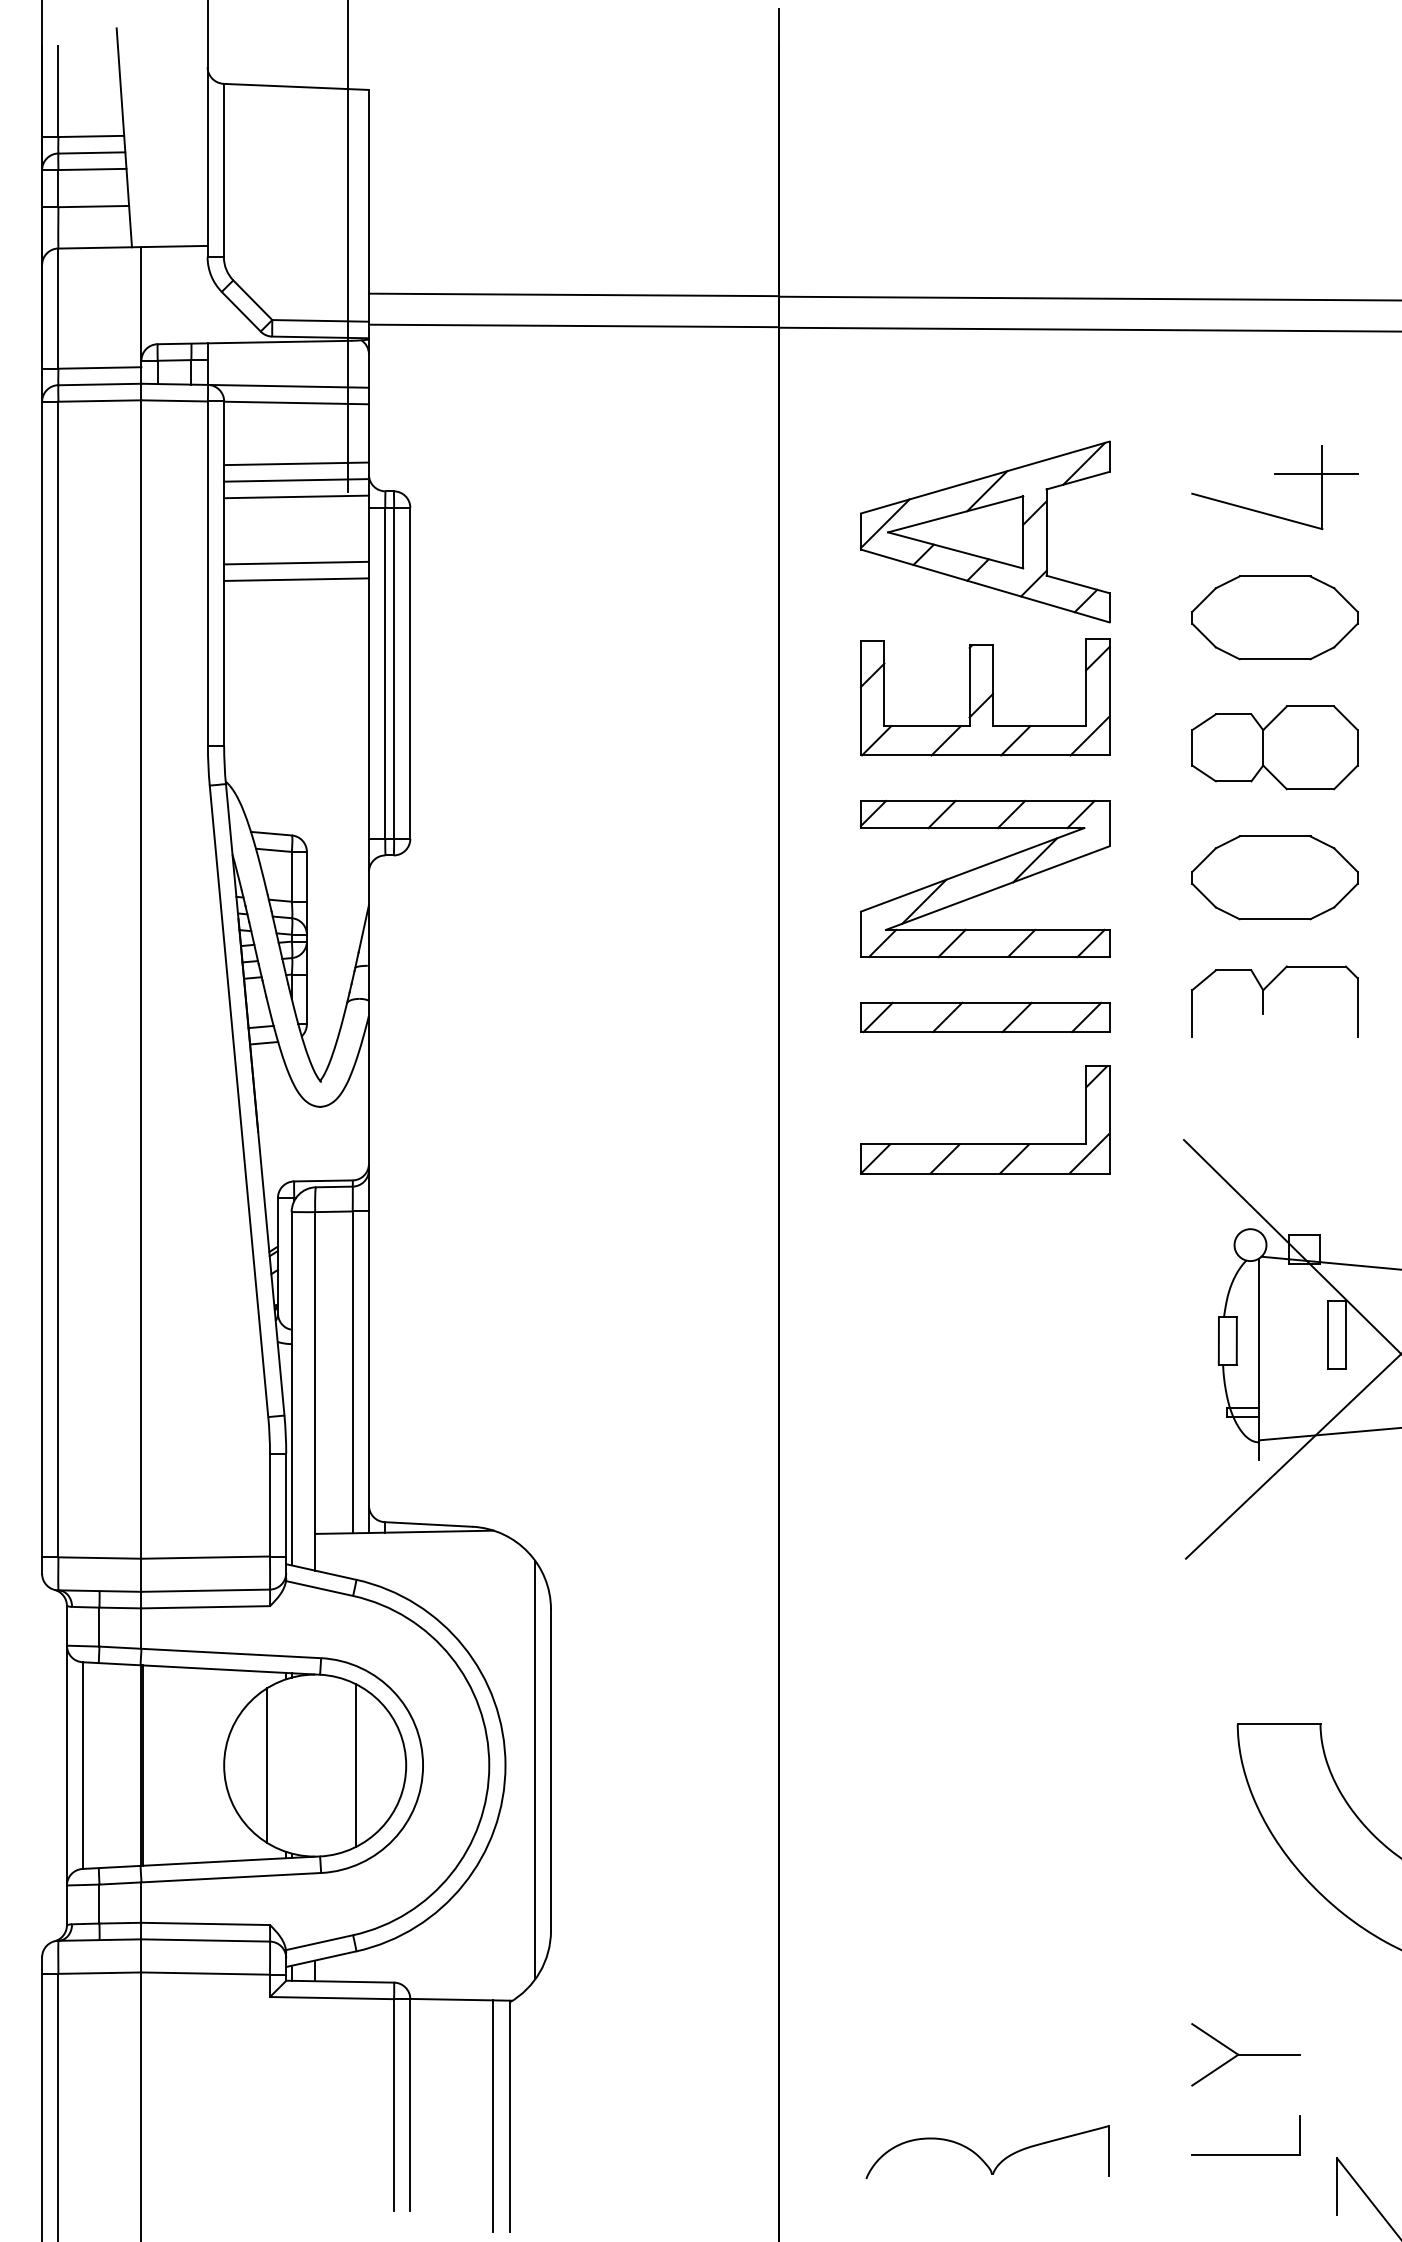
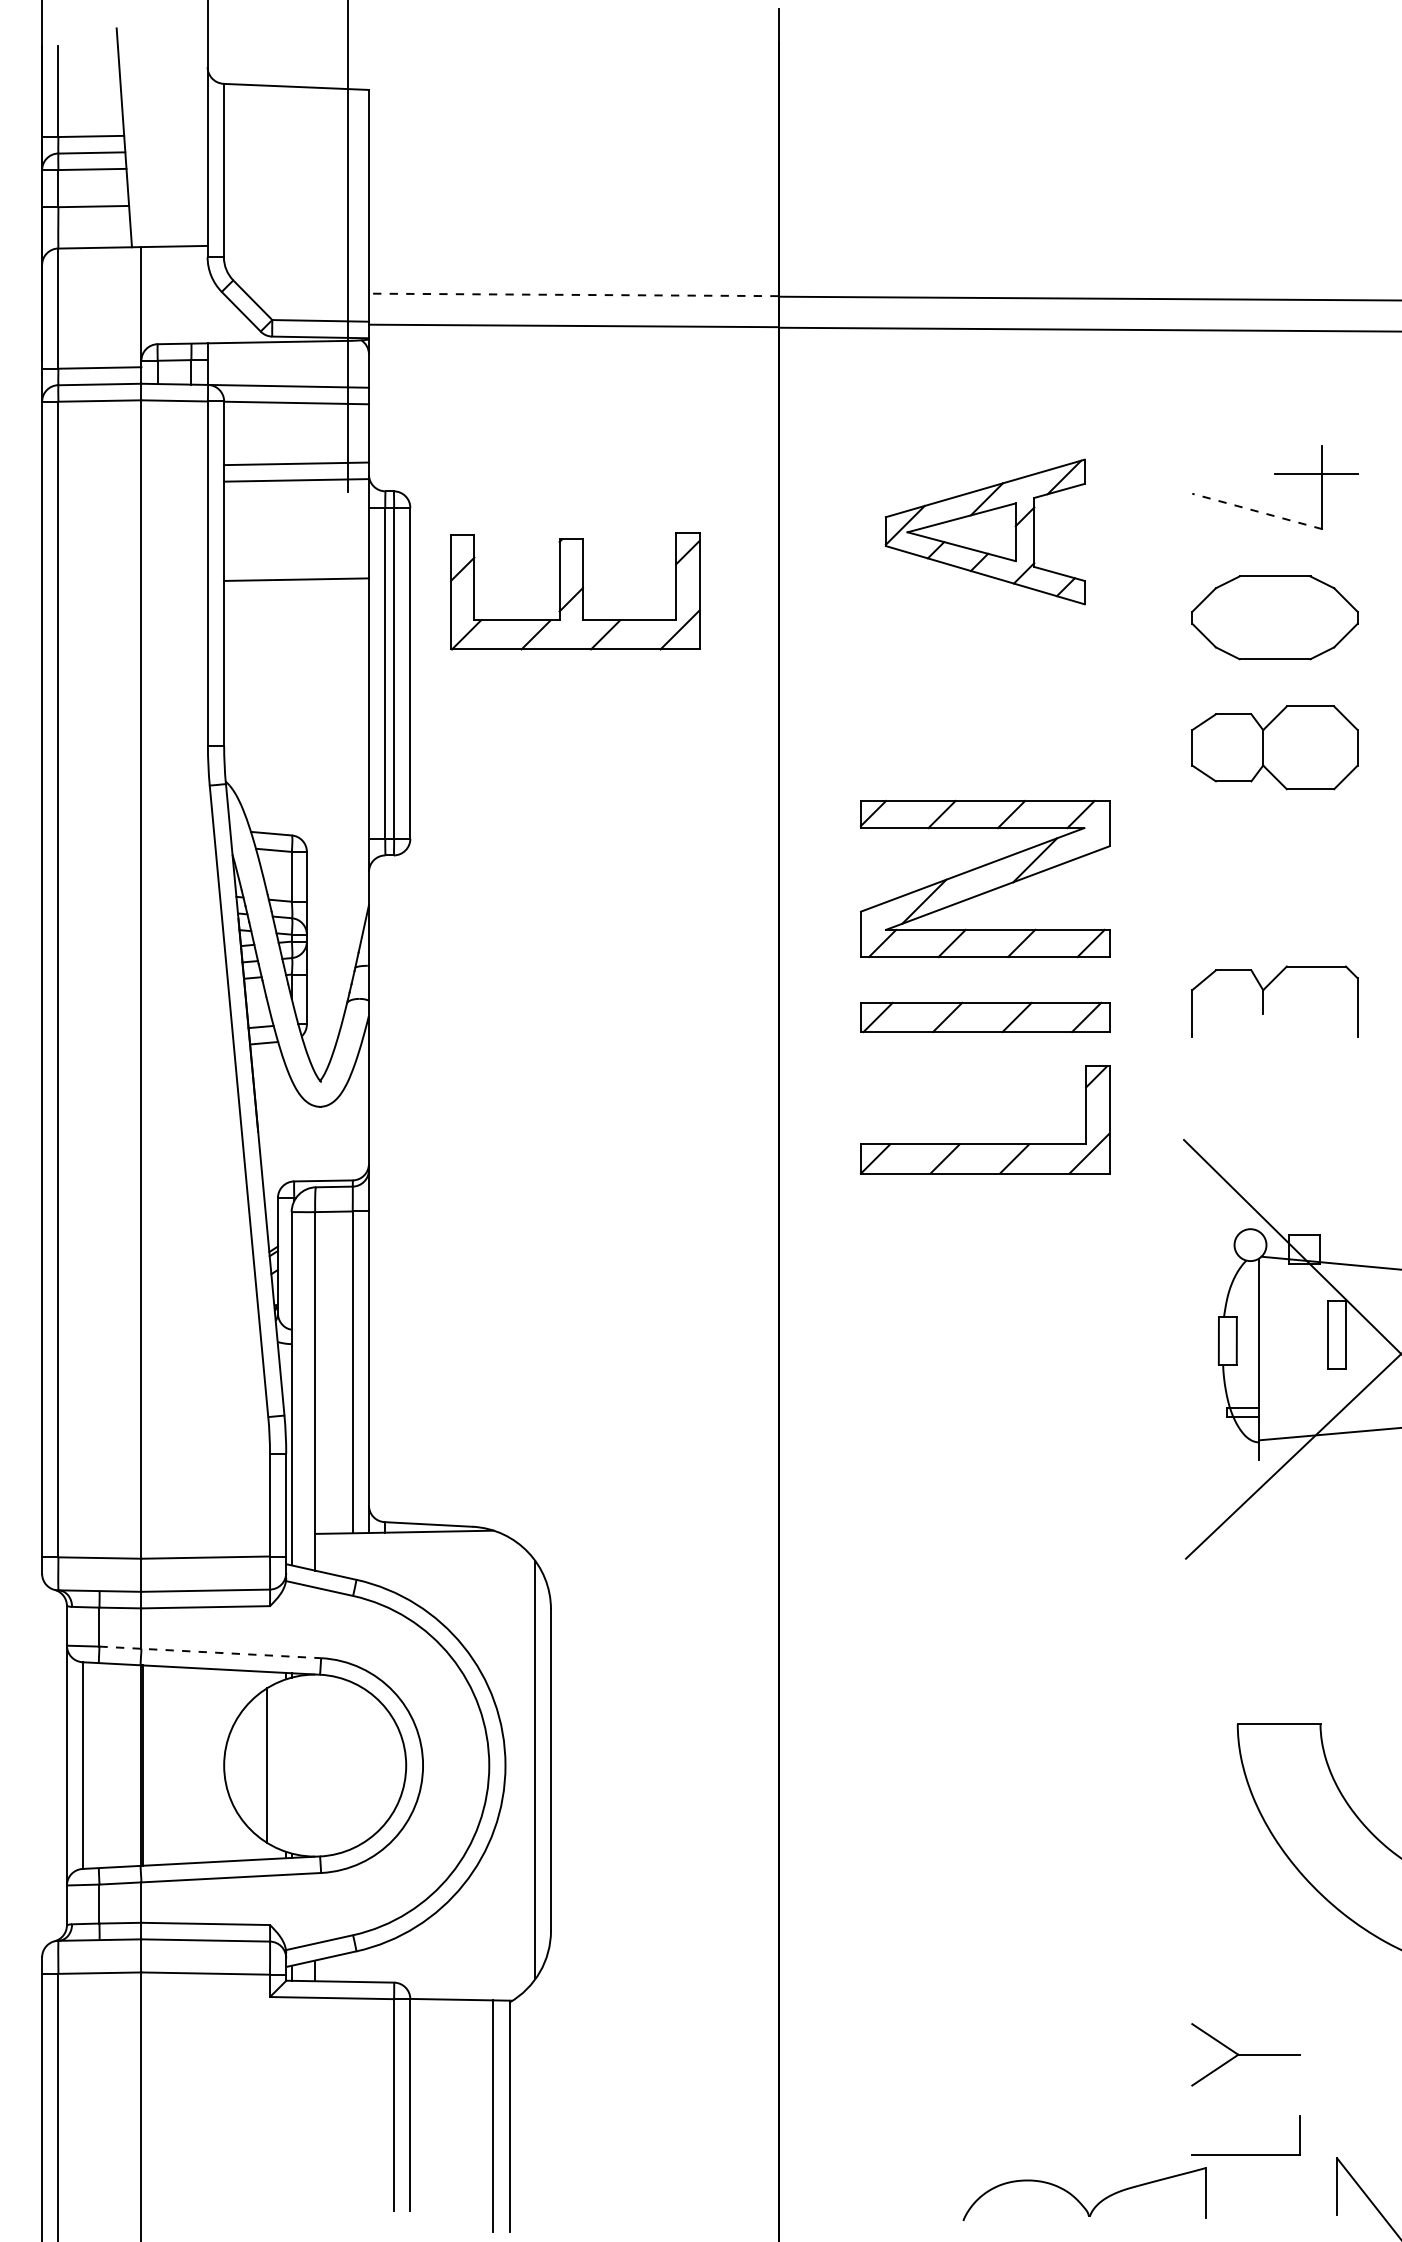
line: solid -> dashed (573, 294)
line: present -> none (296, 496)
line: solid -> dashed (1256, 511)
part size: 251x184 px -> 202x148 px (984, 531)
line: present -> none (296, 562)
part position: (985, 697) -> (575, 591) (575, 591)
part: present -> none (1274, 877)
line: solid -> dashed (210, 1652)
line: present -> none (355, 1765)
part position: (981, 2157) -> (1078, 2199) (1078, 2199)
